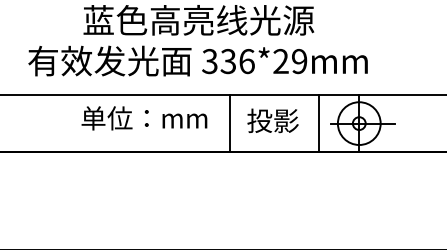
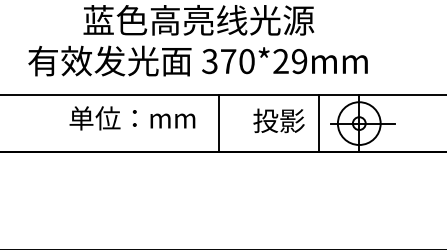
text: 336*29mm -> 370*29mm (237, 61)
text position: (144, 118) -> (132, 118) (132, 118)
text position: (272, 120) -> (278, 120) (278, 120)
line position: (229, 123) -> (218, 123) (218, 123)
